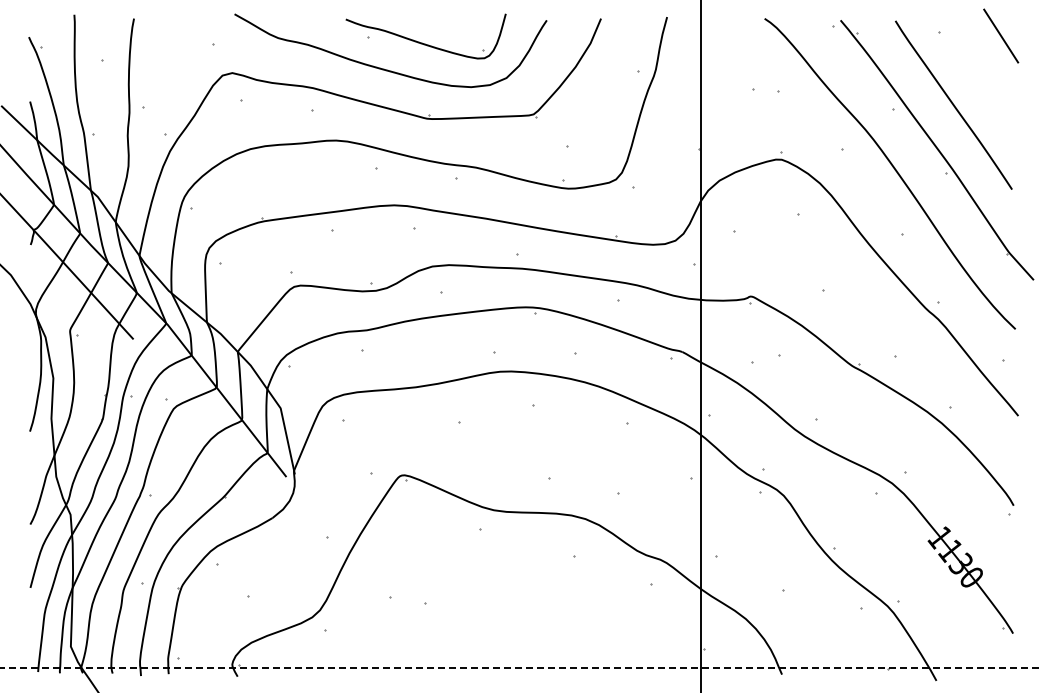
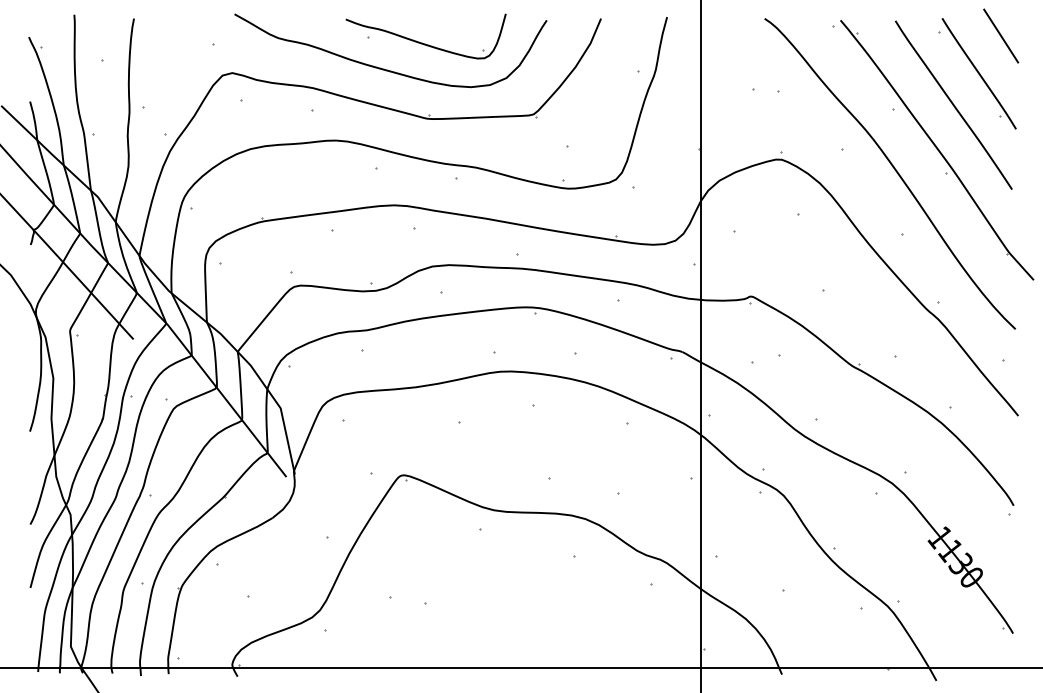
part: none -> present (978, 73)
line: dashed -> solid (522, 668)
